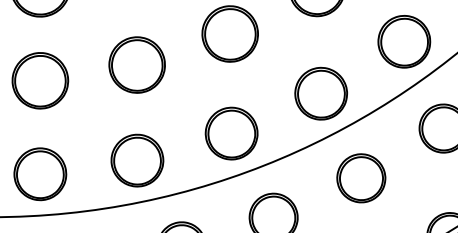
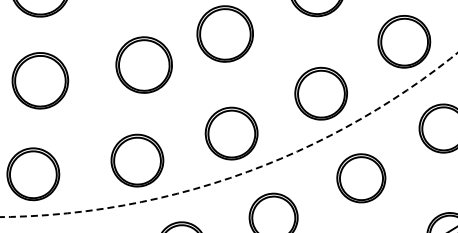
part position: (229, 33) -> (224, 33) (224, 33)
part position: (136, 64) -> (143, 64) (143, 64)
circle: solid -> dashed (228, 134)
part position: (40, 174) -> (33, 174) (33, 174)
